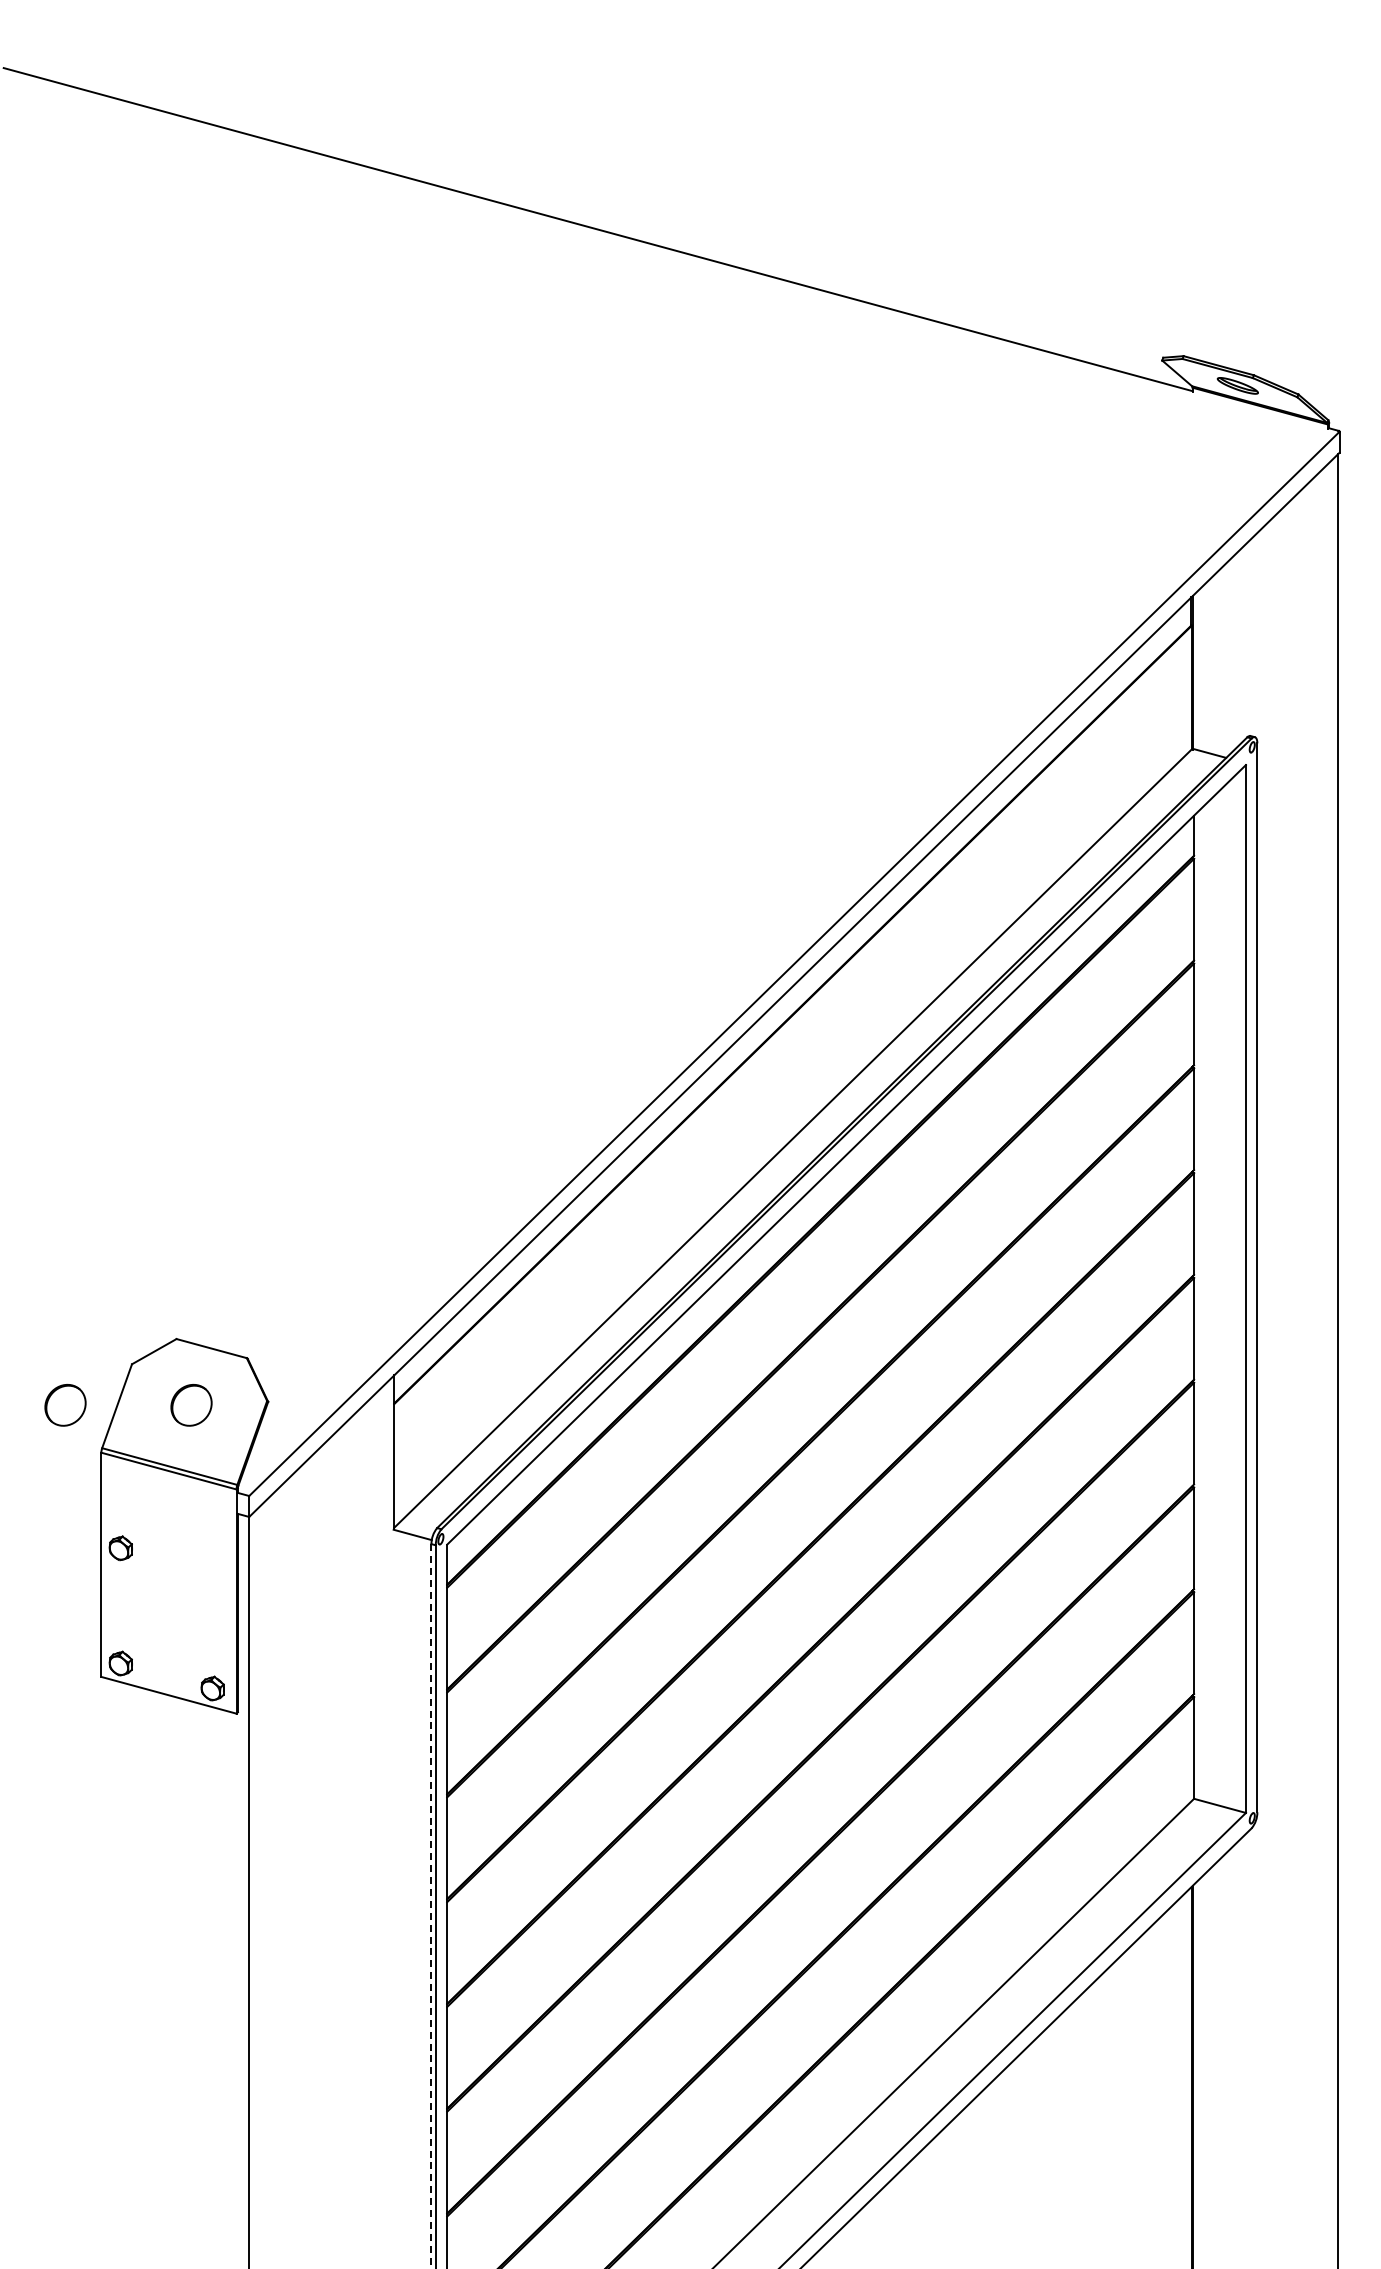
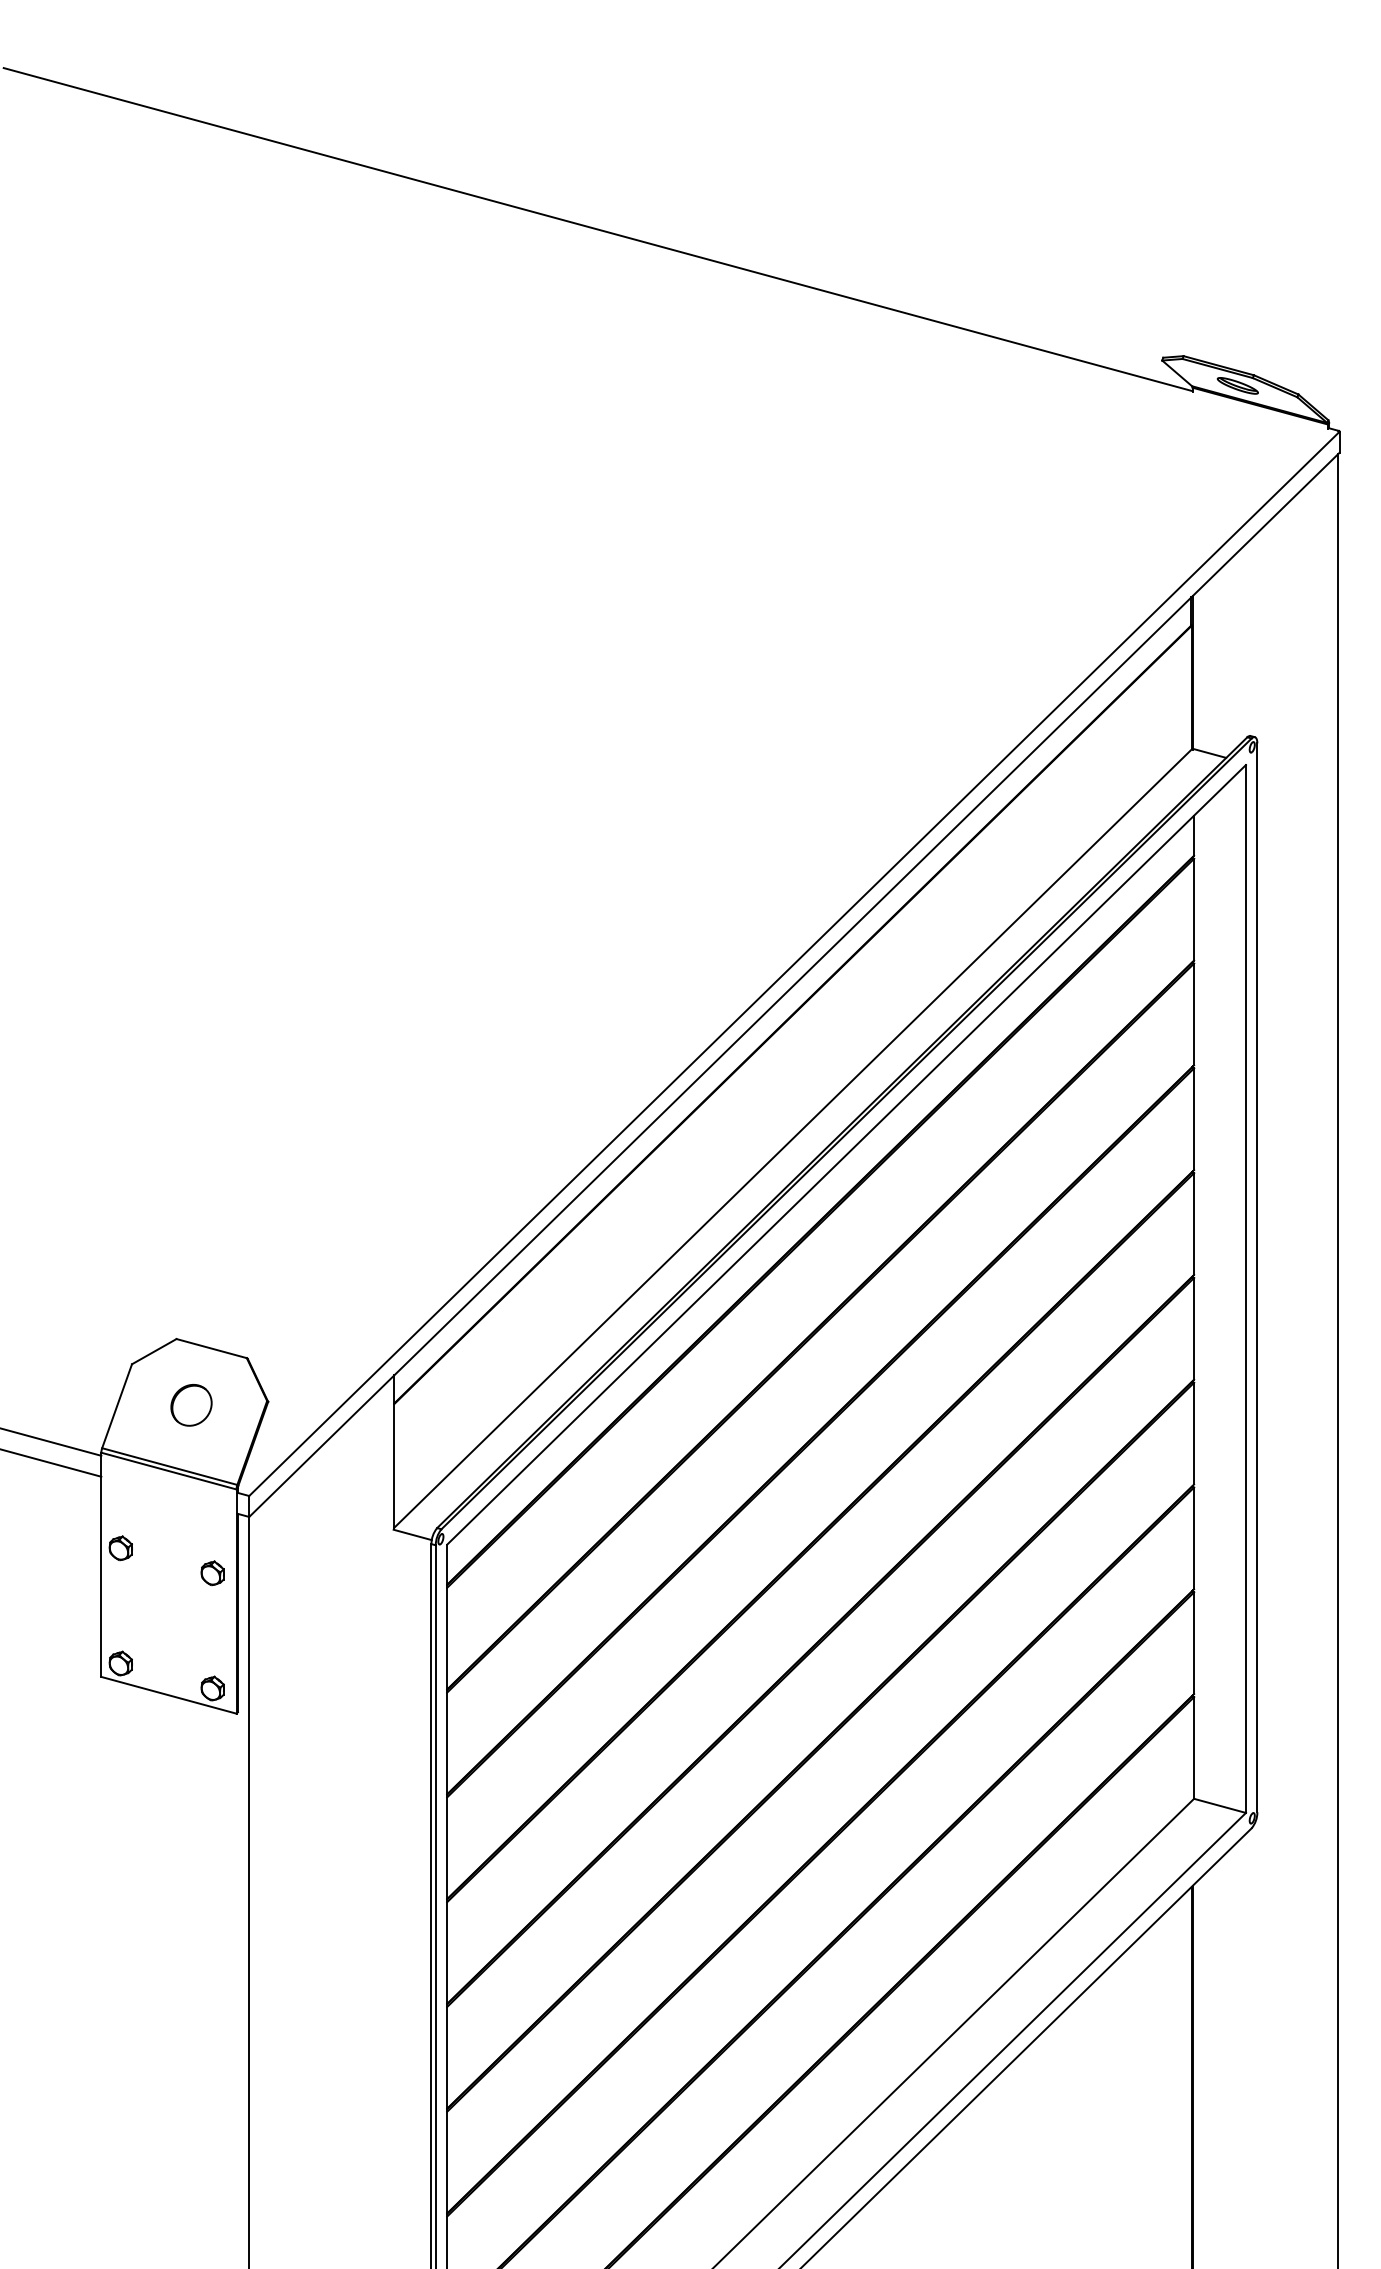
part: present -> none (65, 1405)
line: none -> present (51, 1442)
line: none -> present (51, 1463)
part: none -> present (212, 1573)
line: dashed -> solid (431, 1906)
